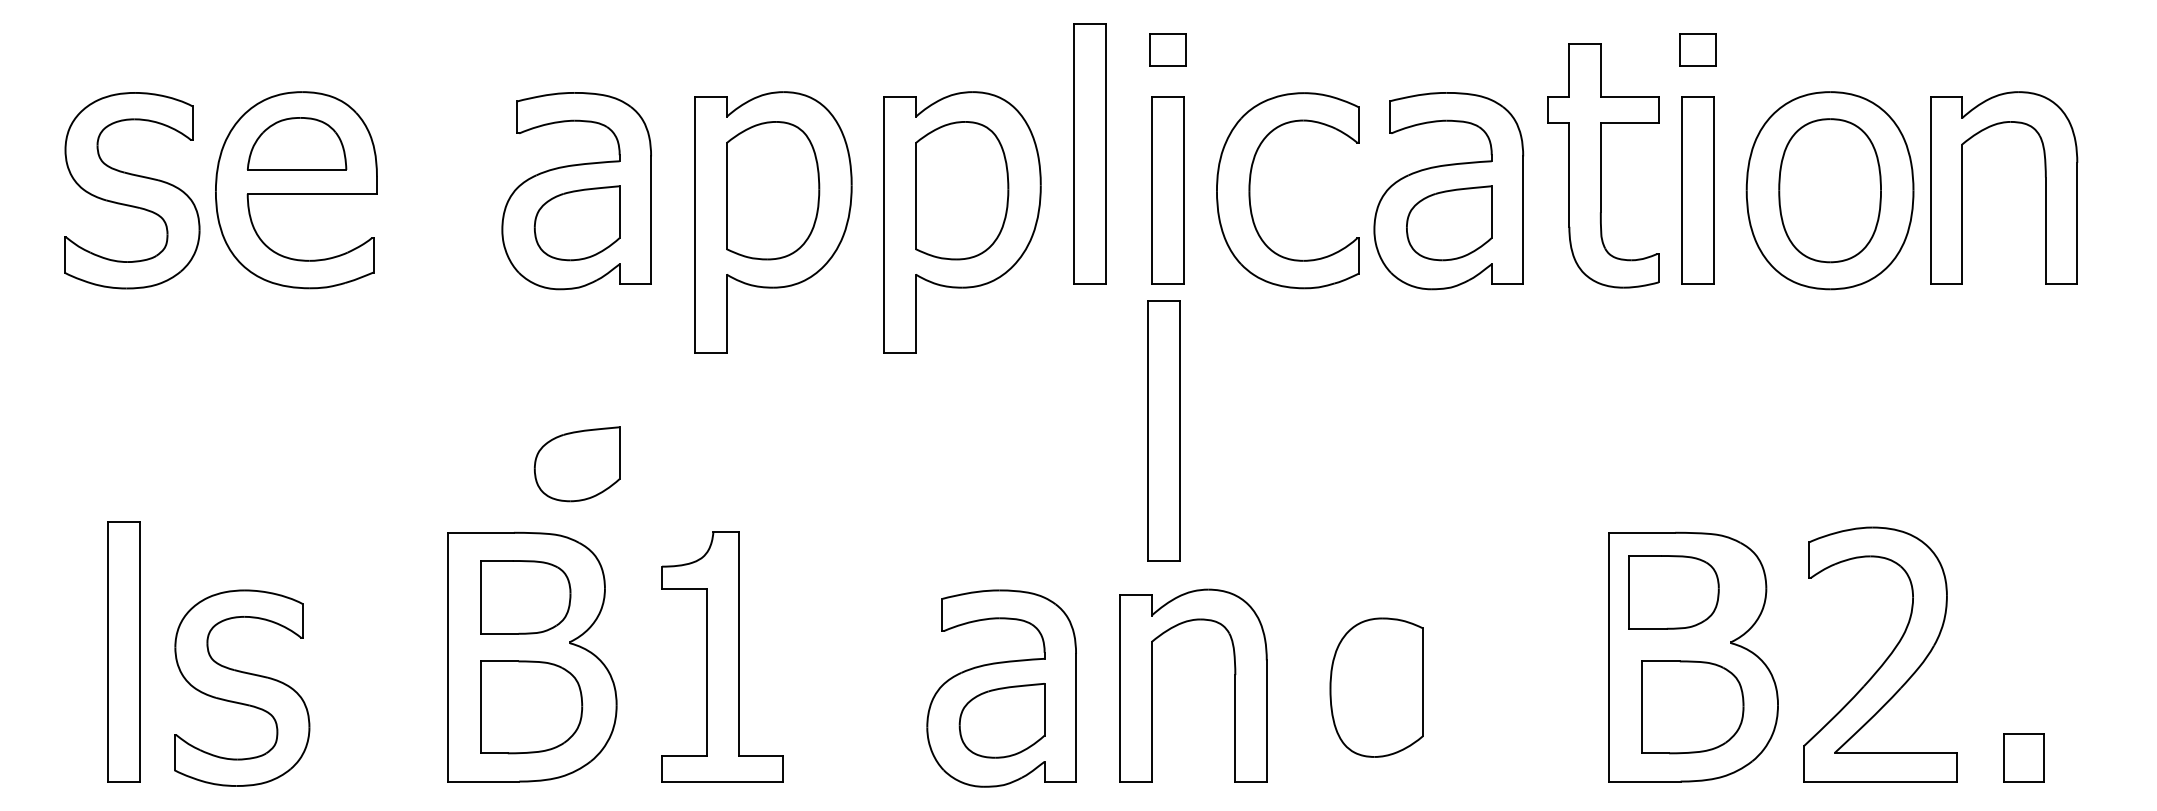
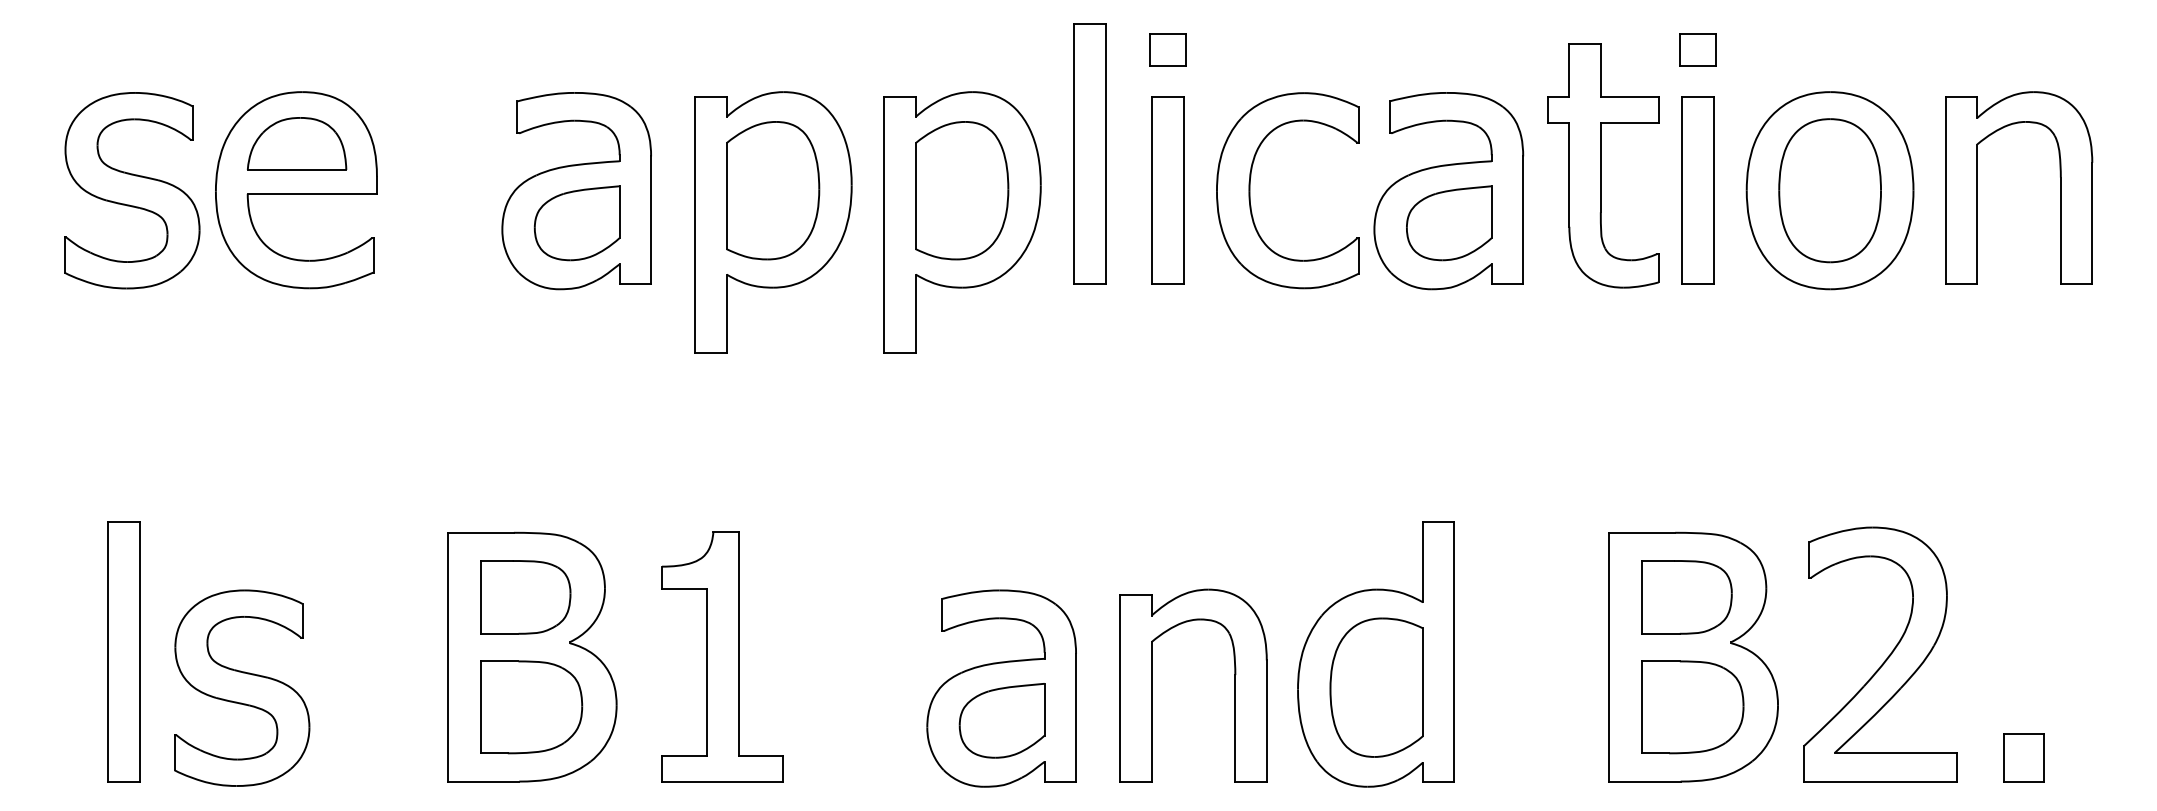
part position: (2045, 187) -> (2060, 187) (2060, 187)
part: present -> none (1163, 430)
part: present -> none (576, 464)
part position: (1673, 592) -> (1686, 597) (1686, 597)
part: none -> present (1375, 654)
